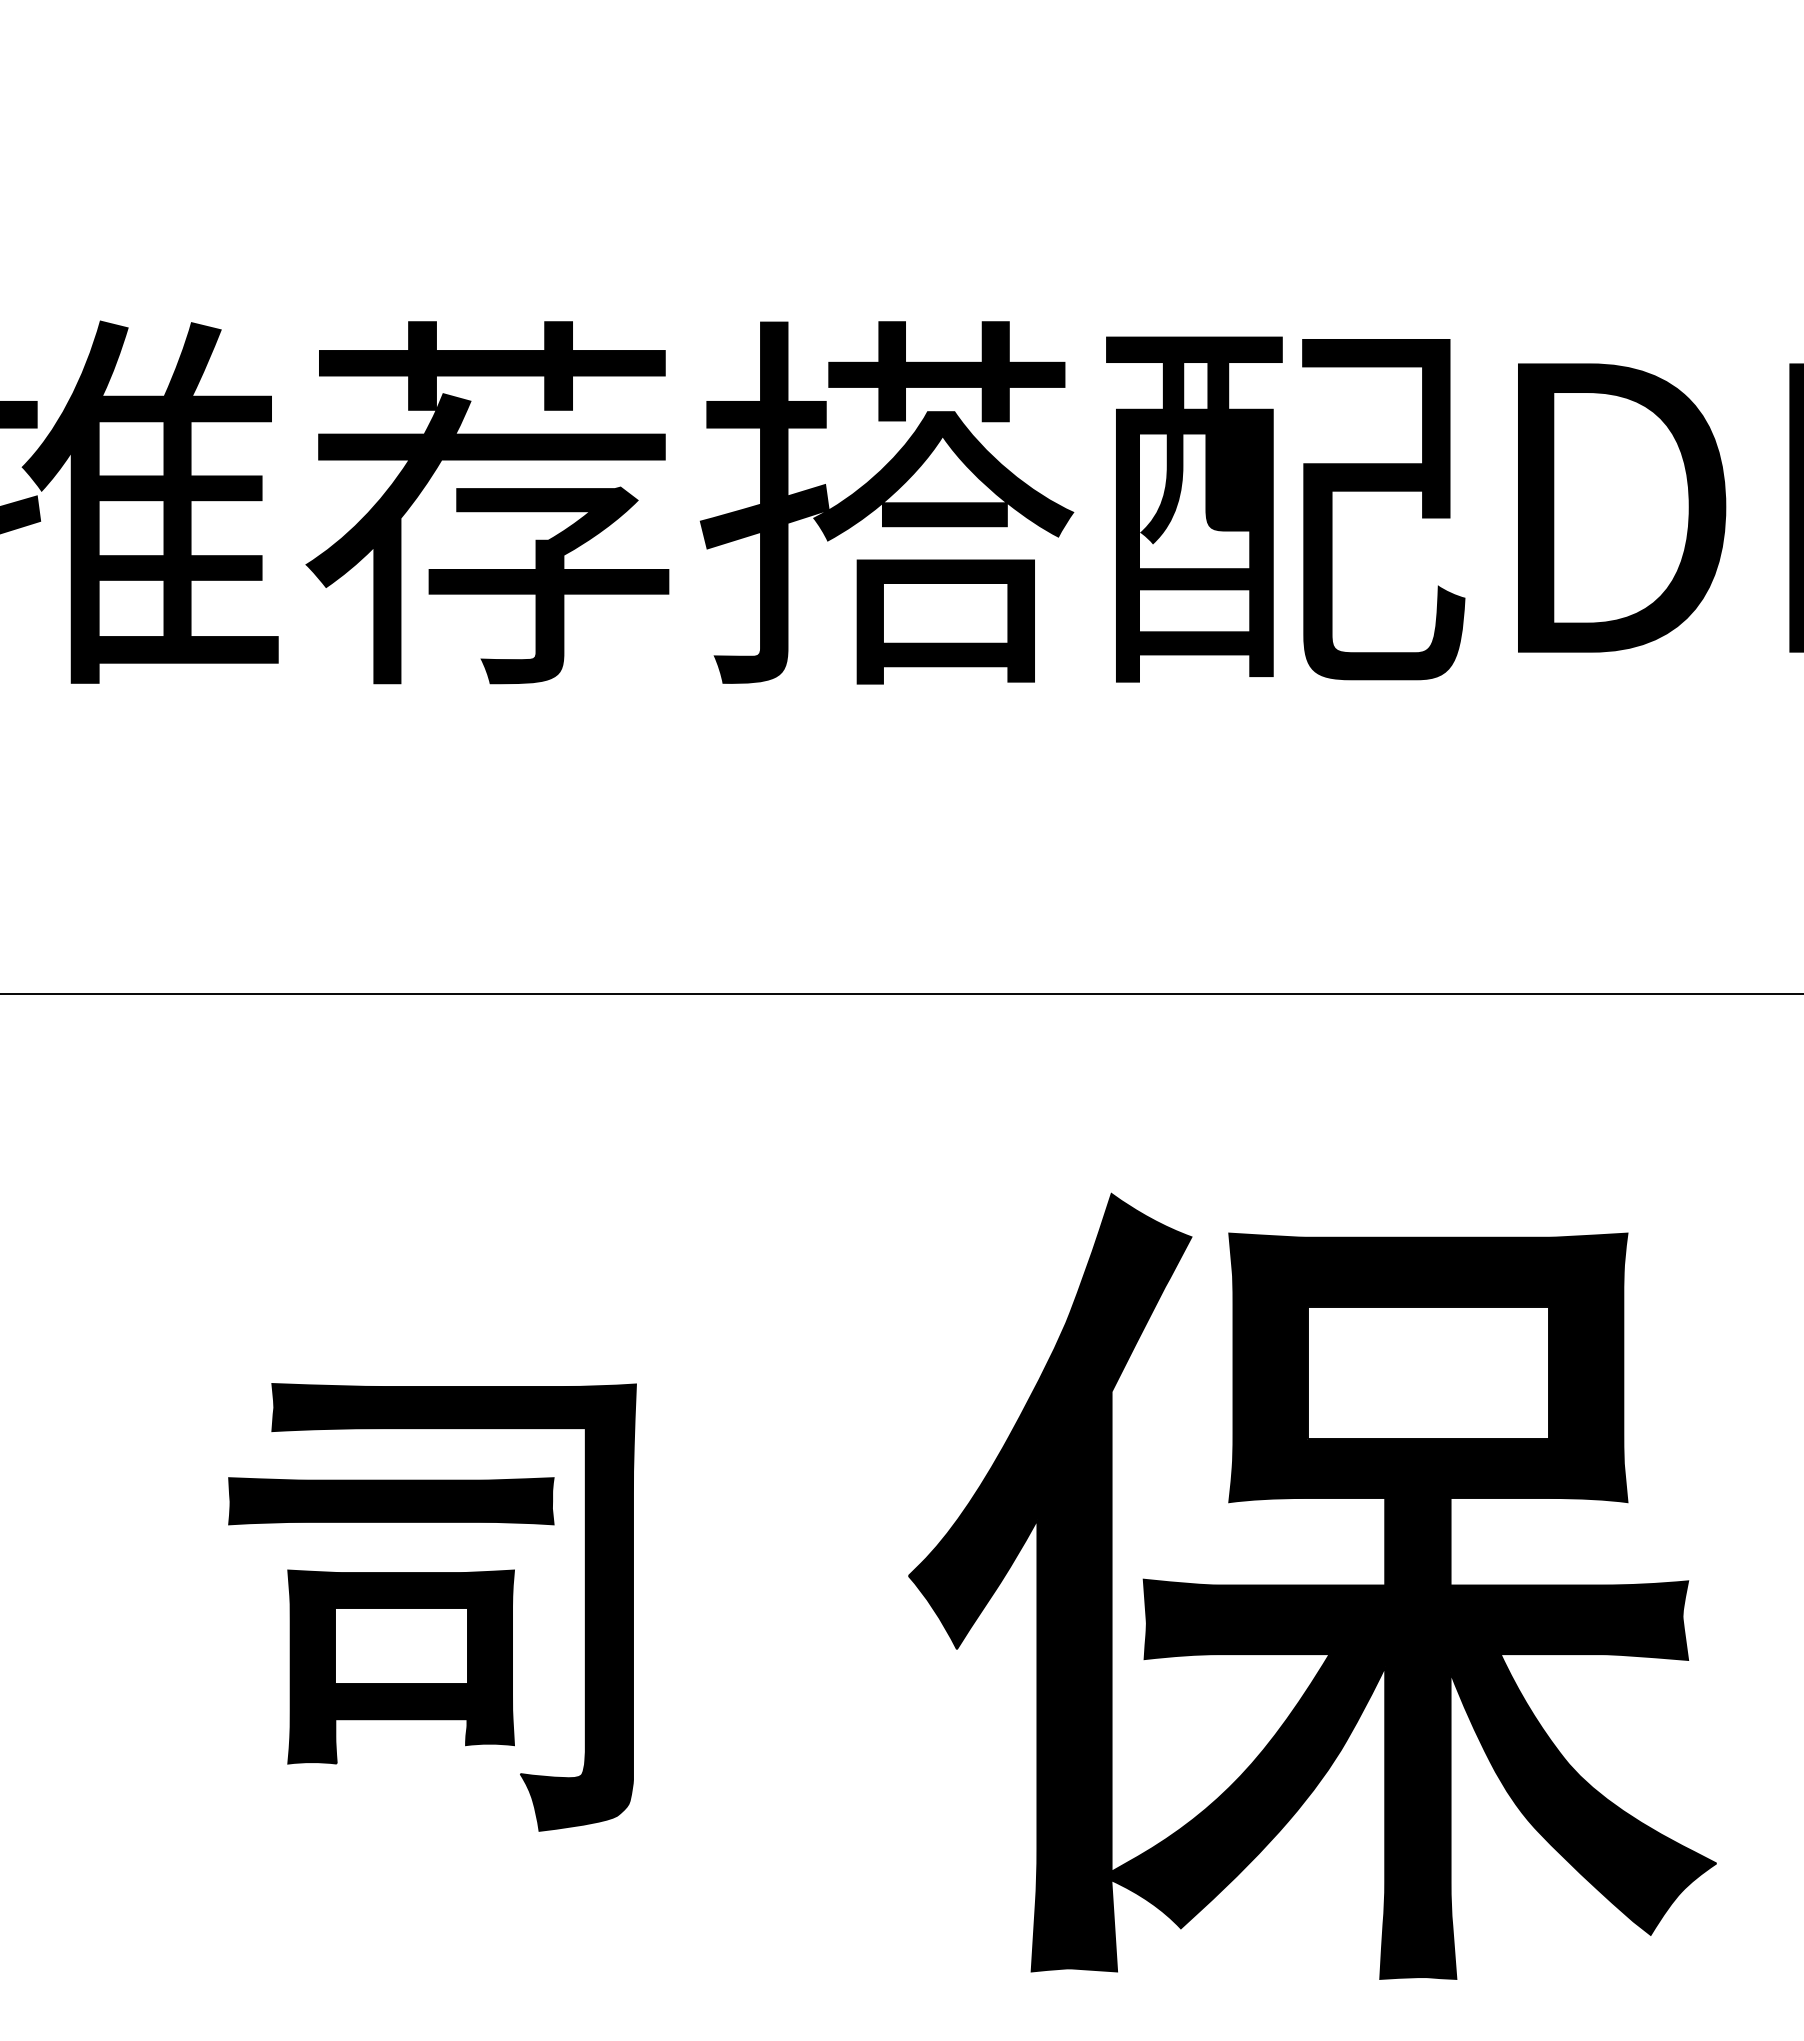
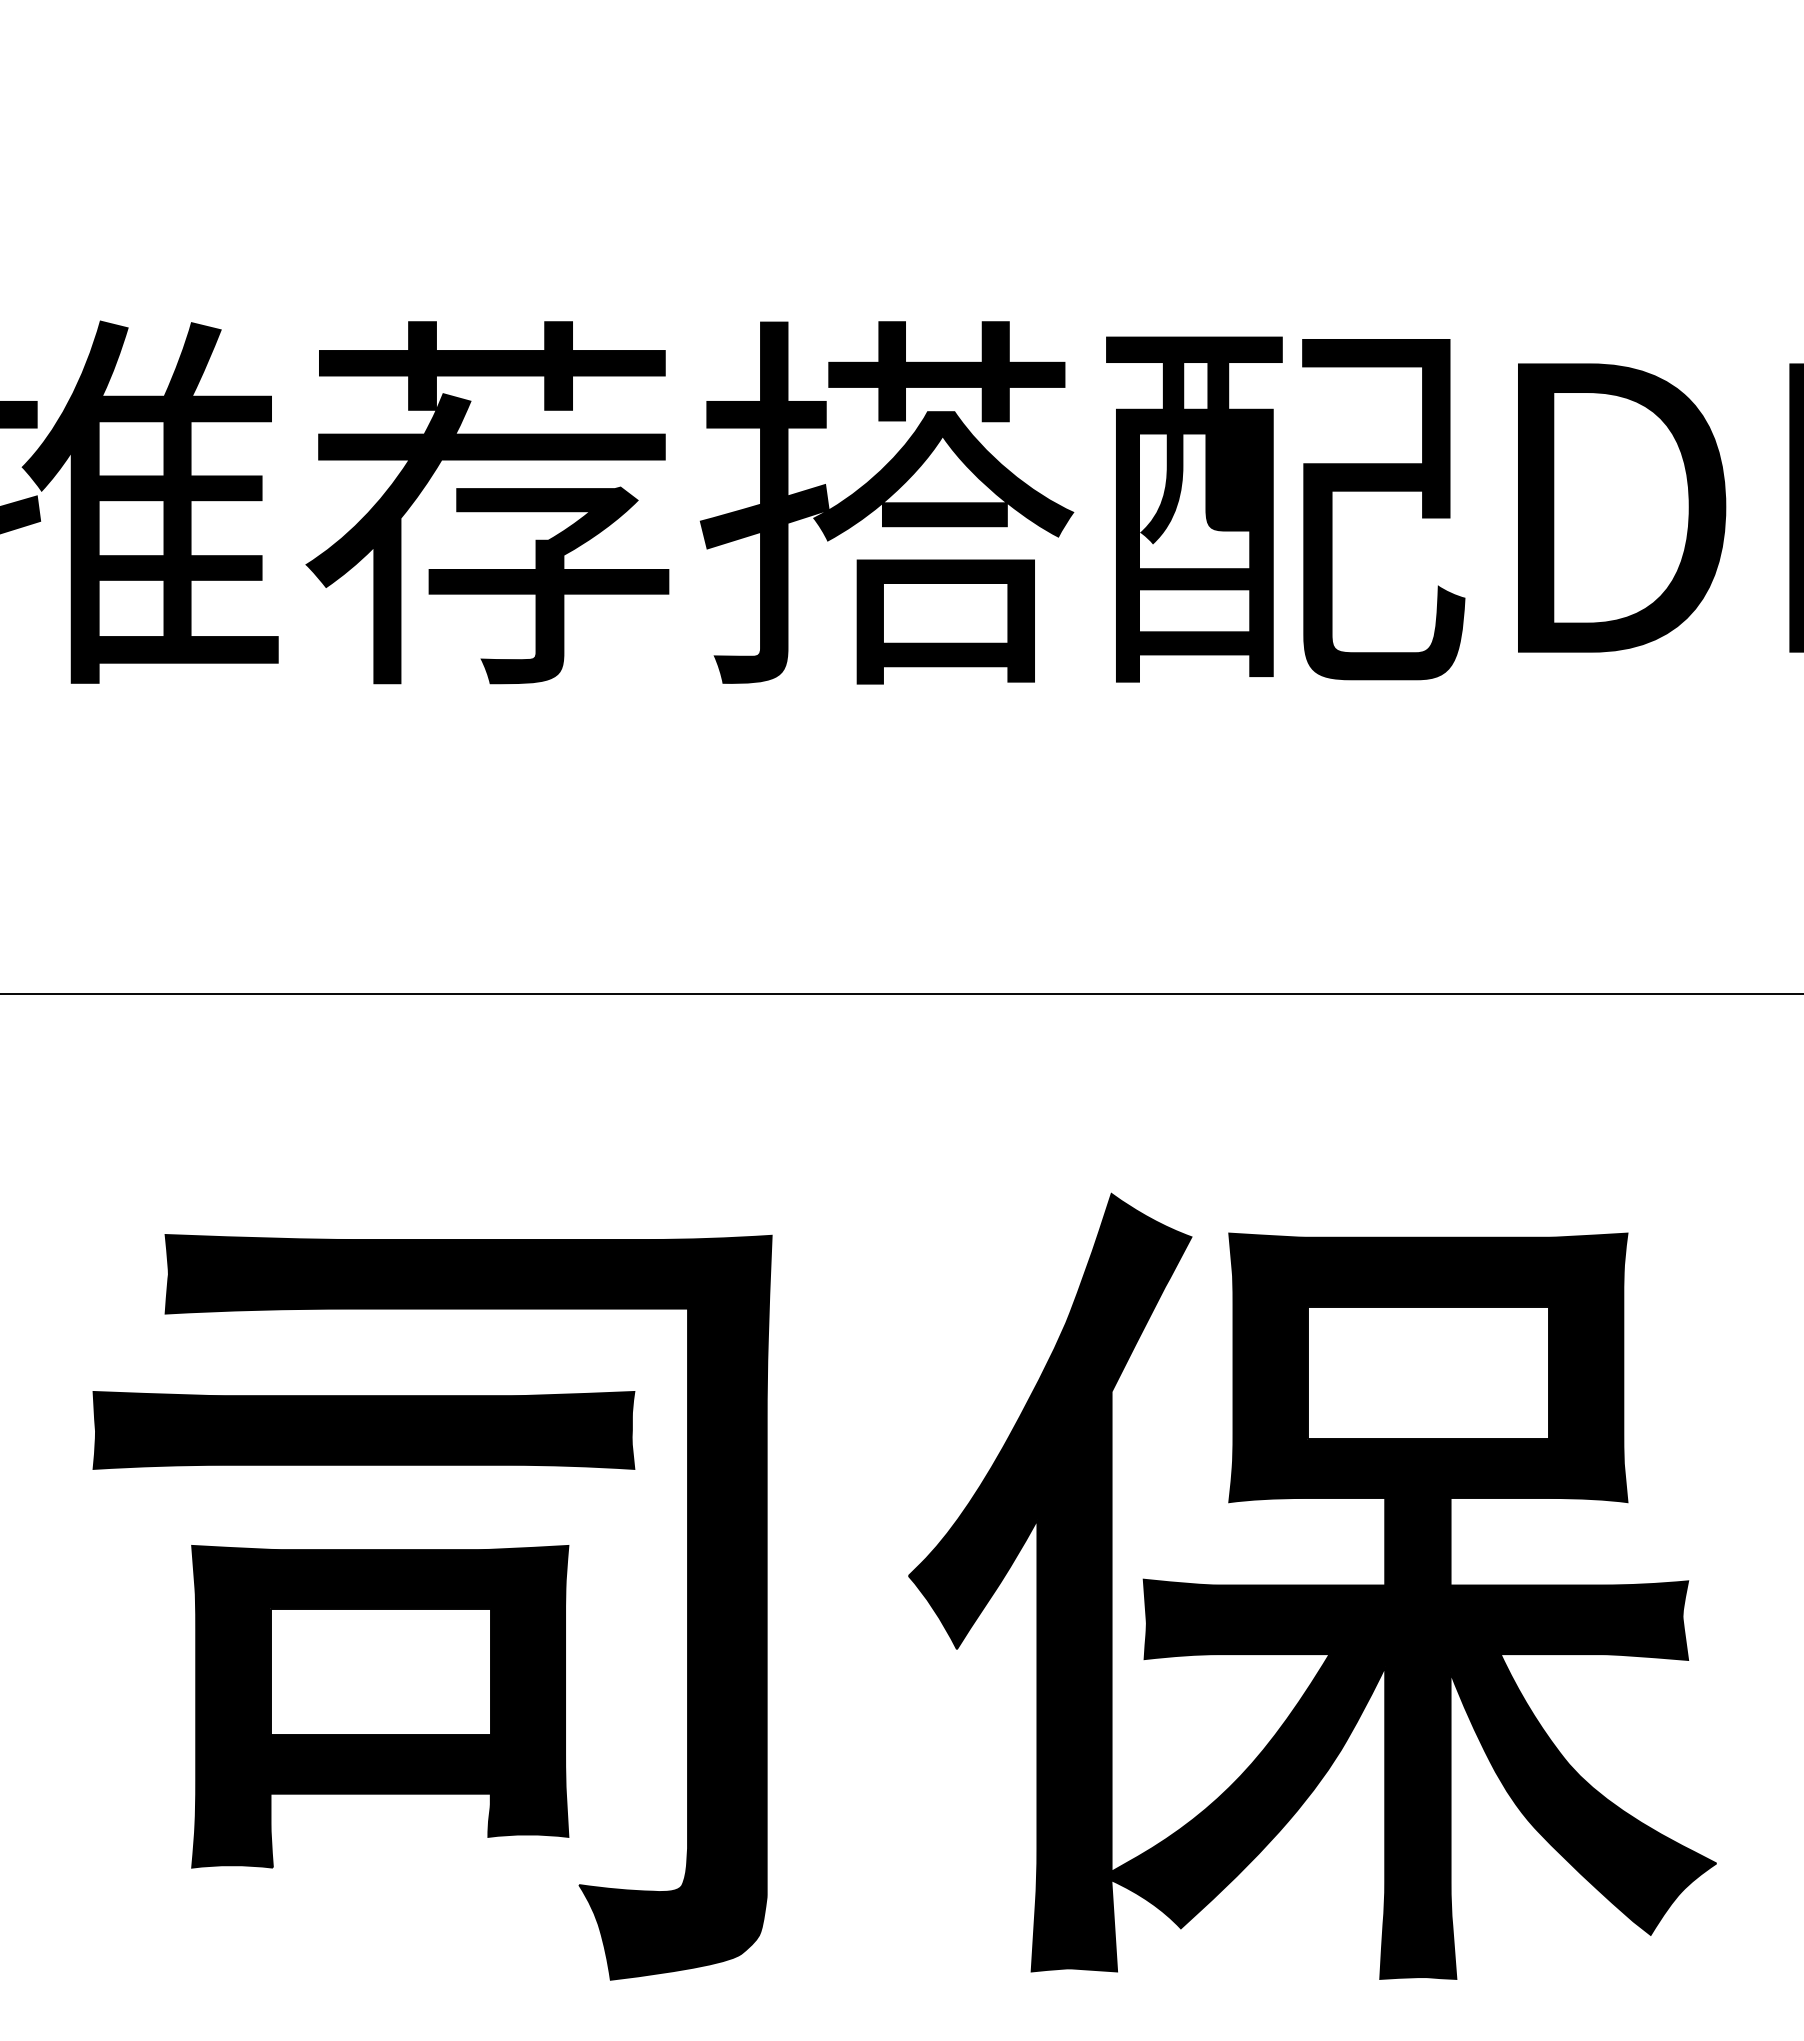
part size: 409x449 px -> 681x747 px (432, 1607)
